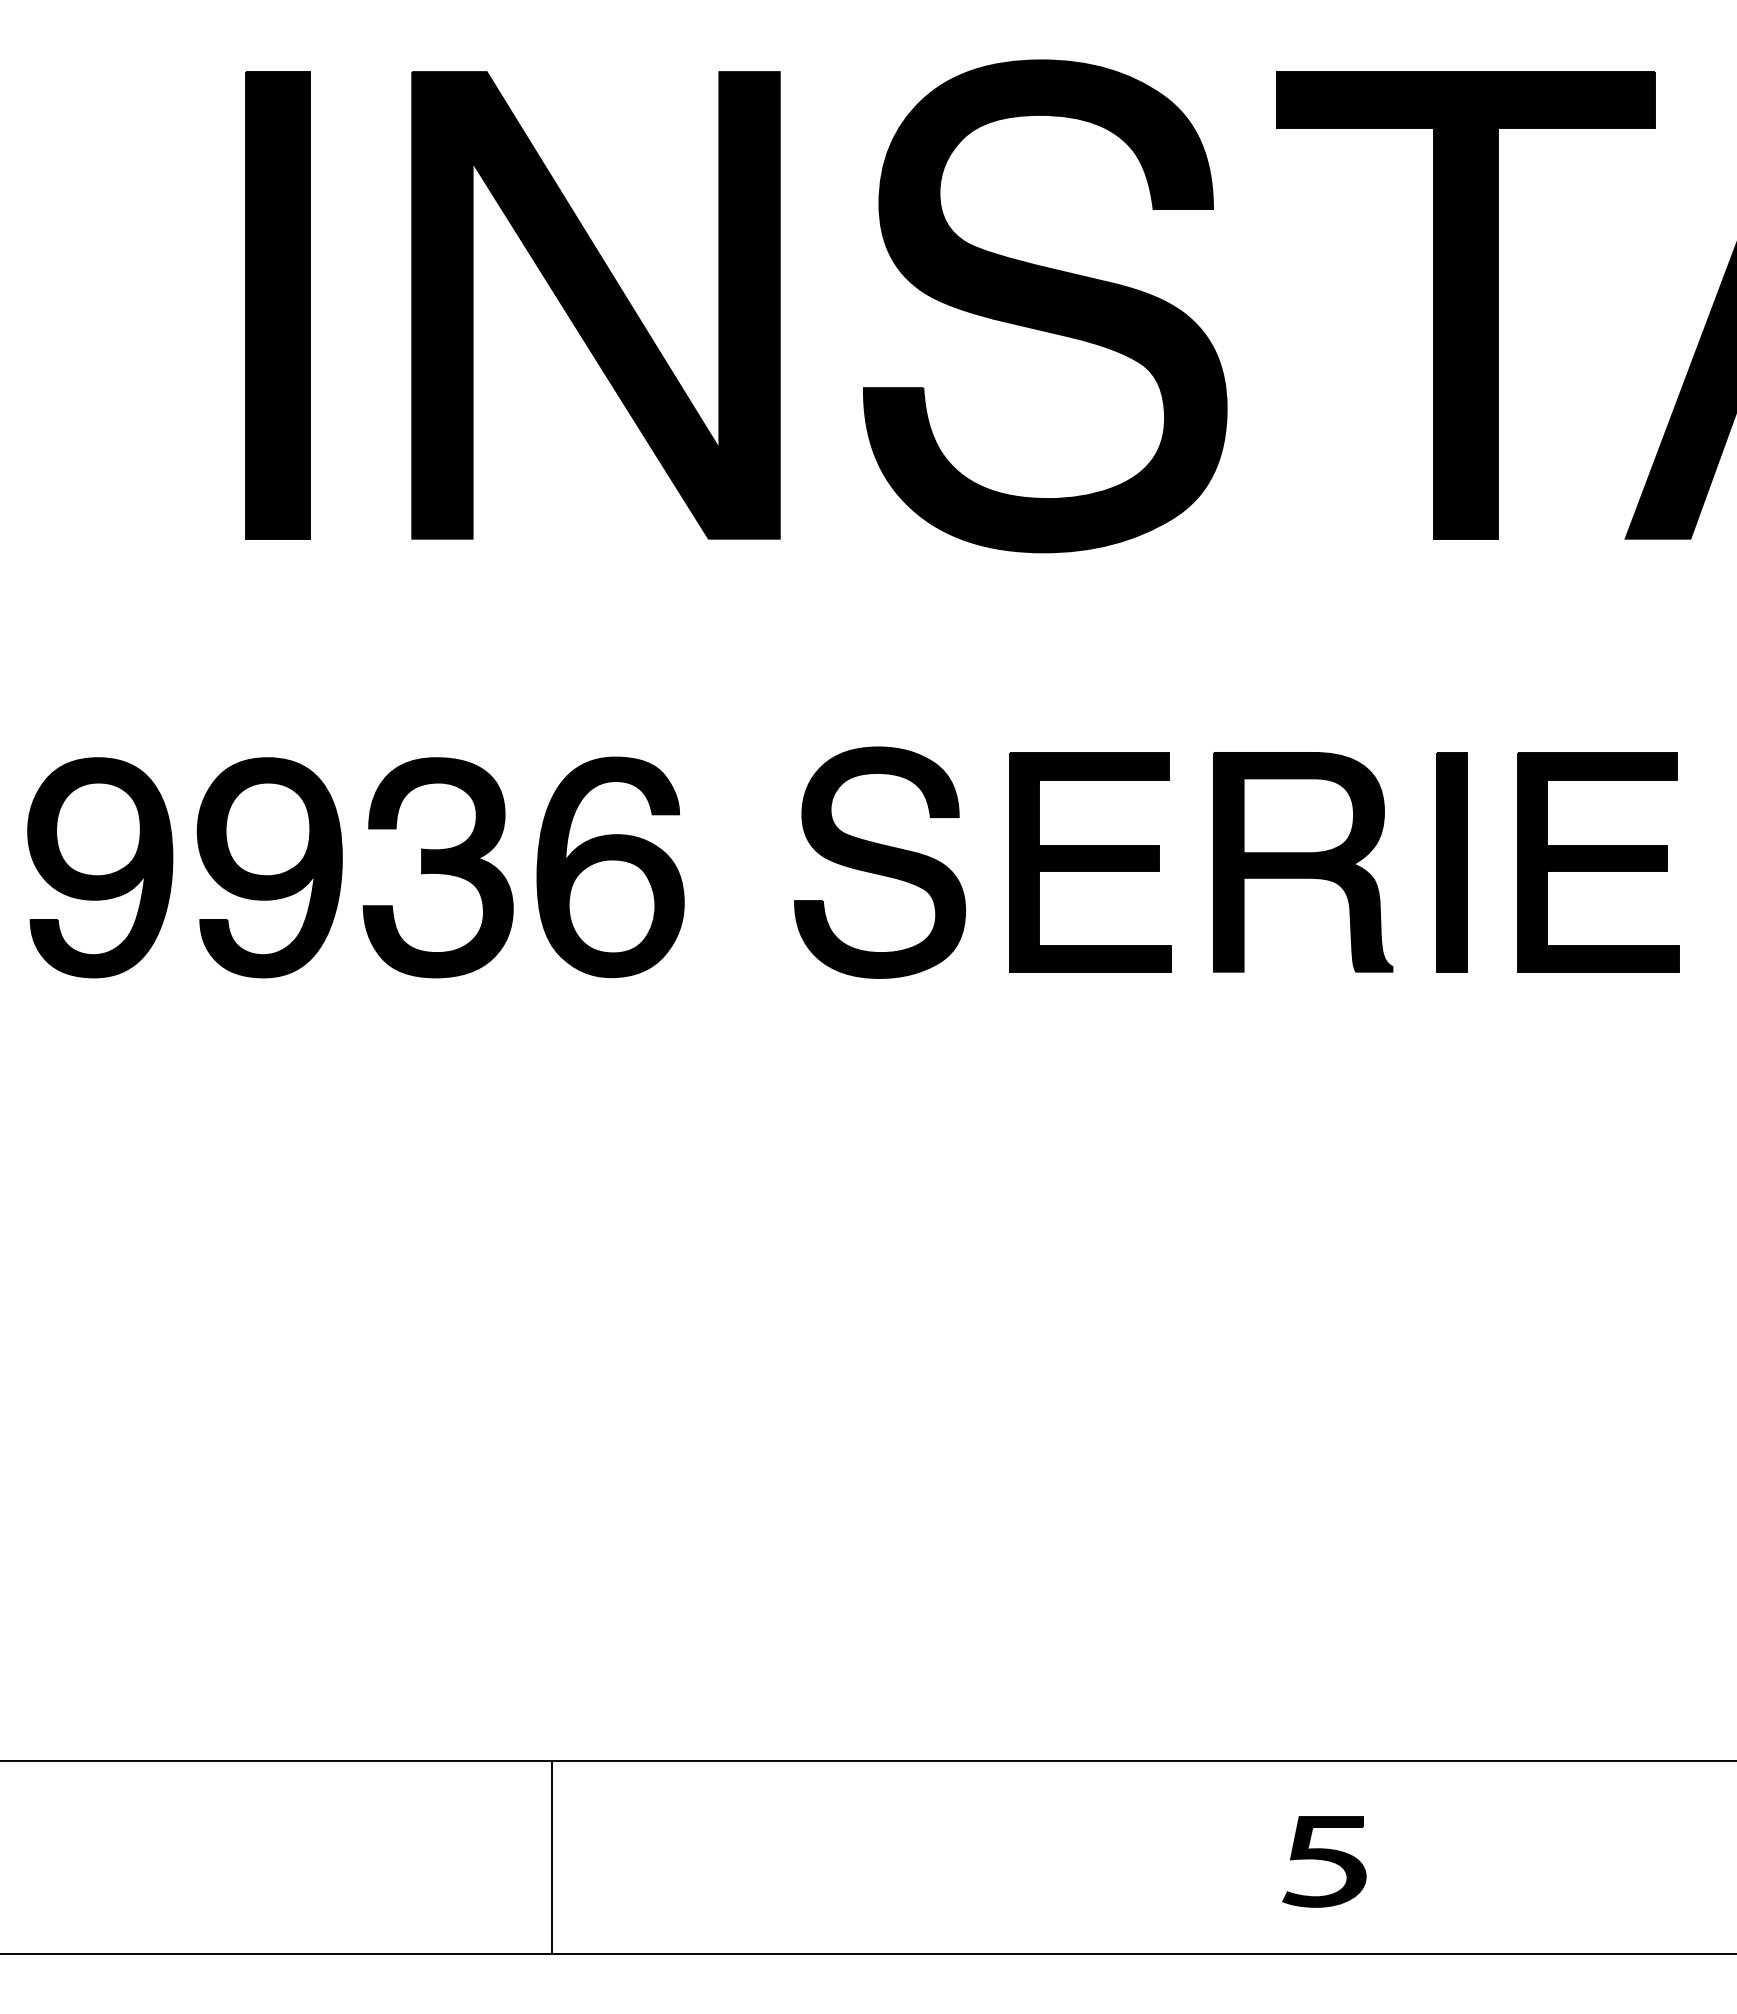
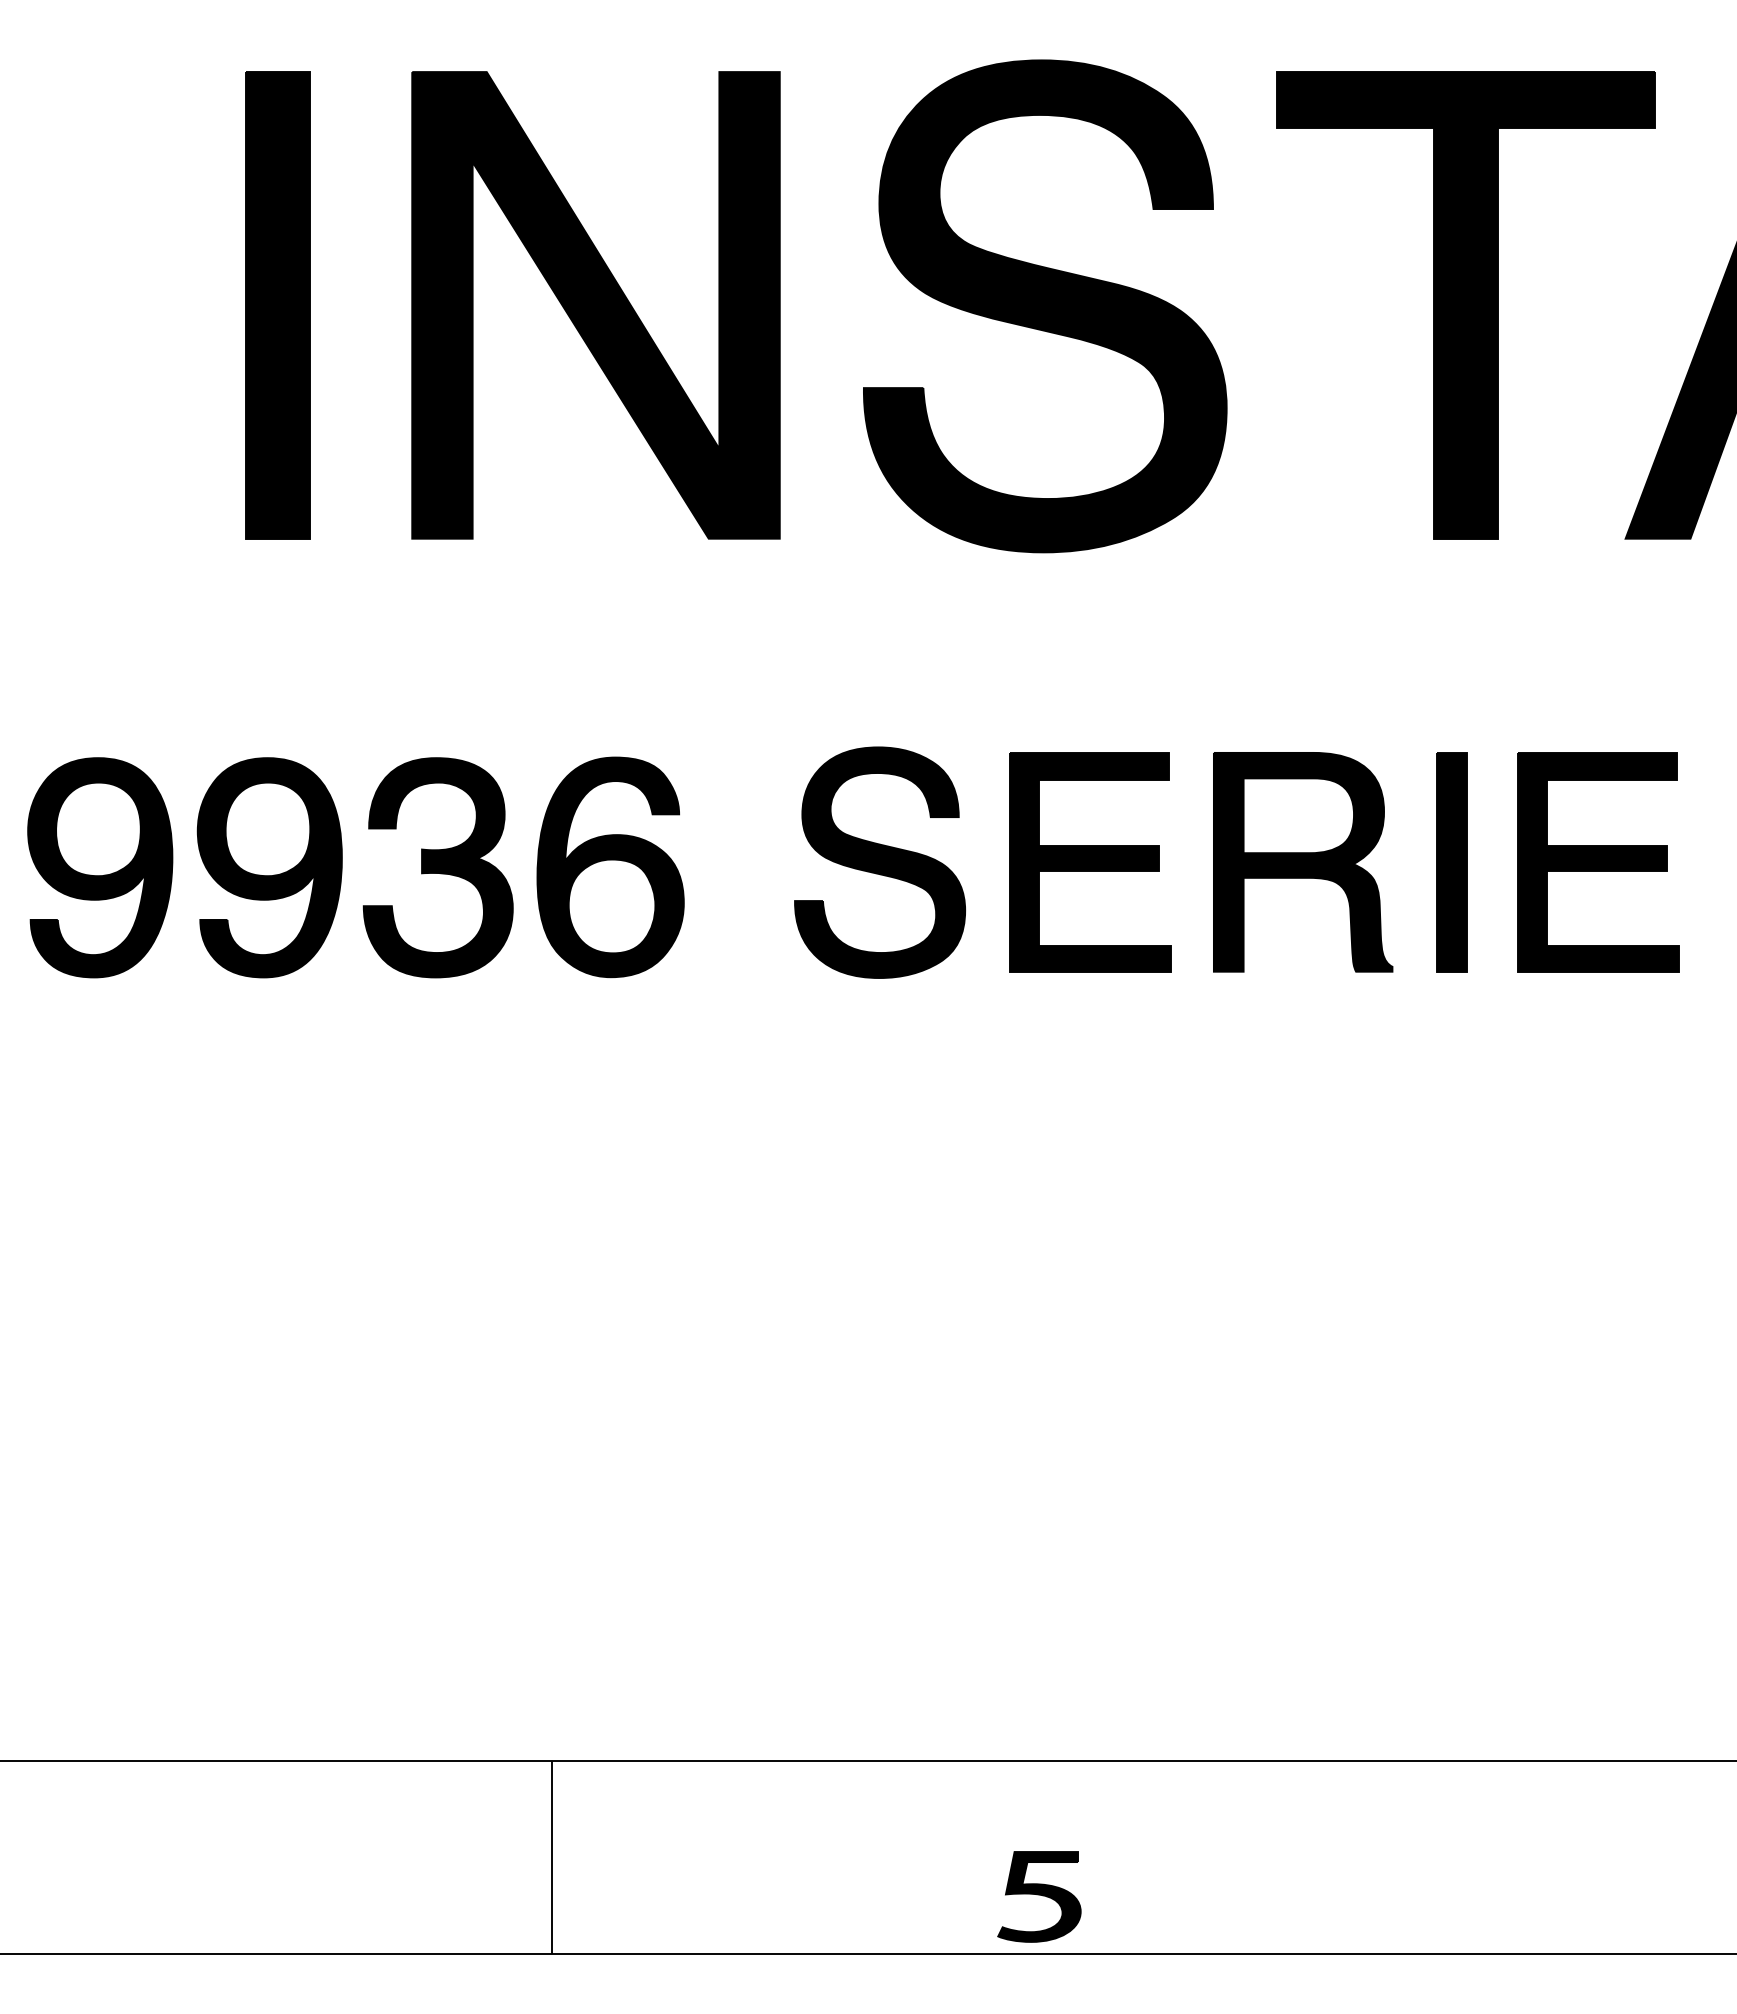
part position: (1324, 1861) -> (1039, 1896) (1039, 1896)
